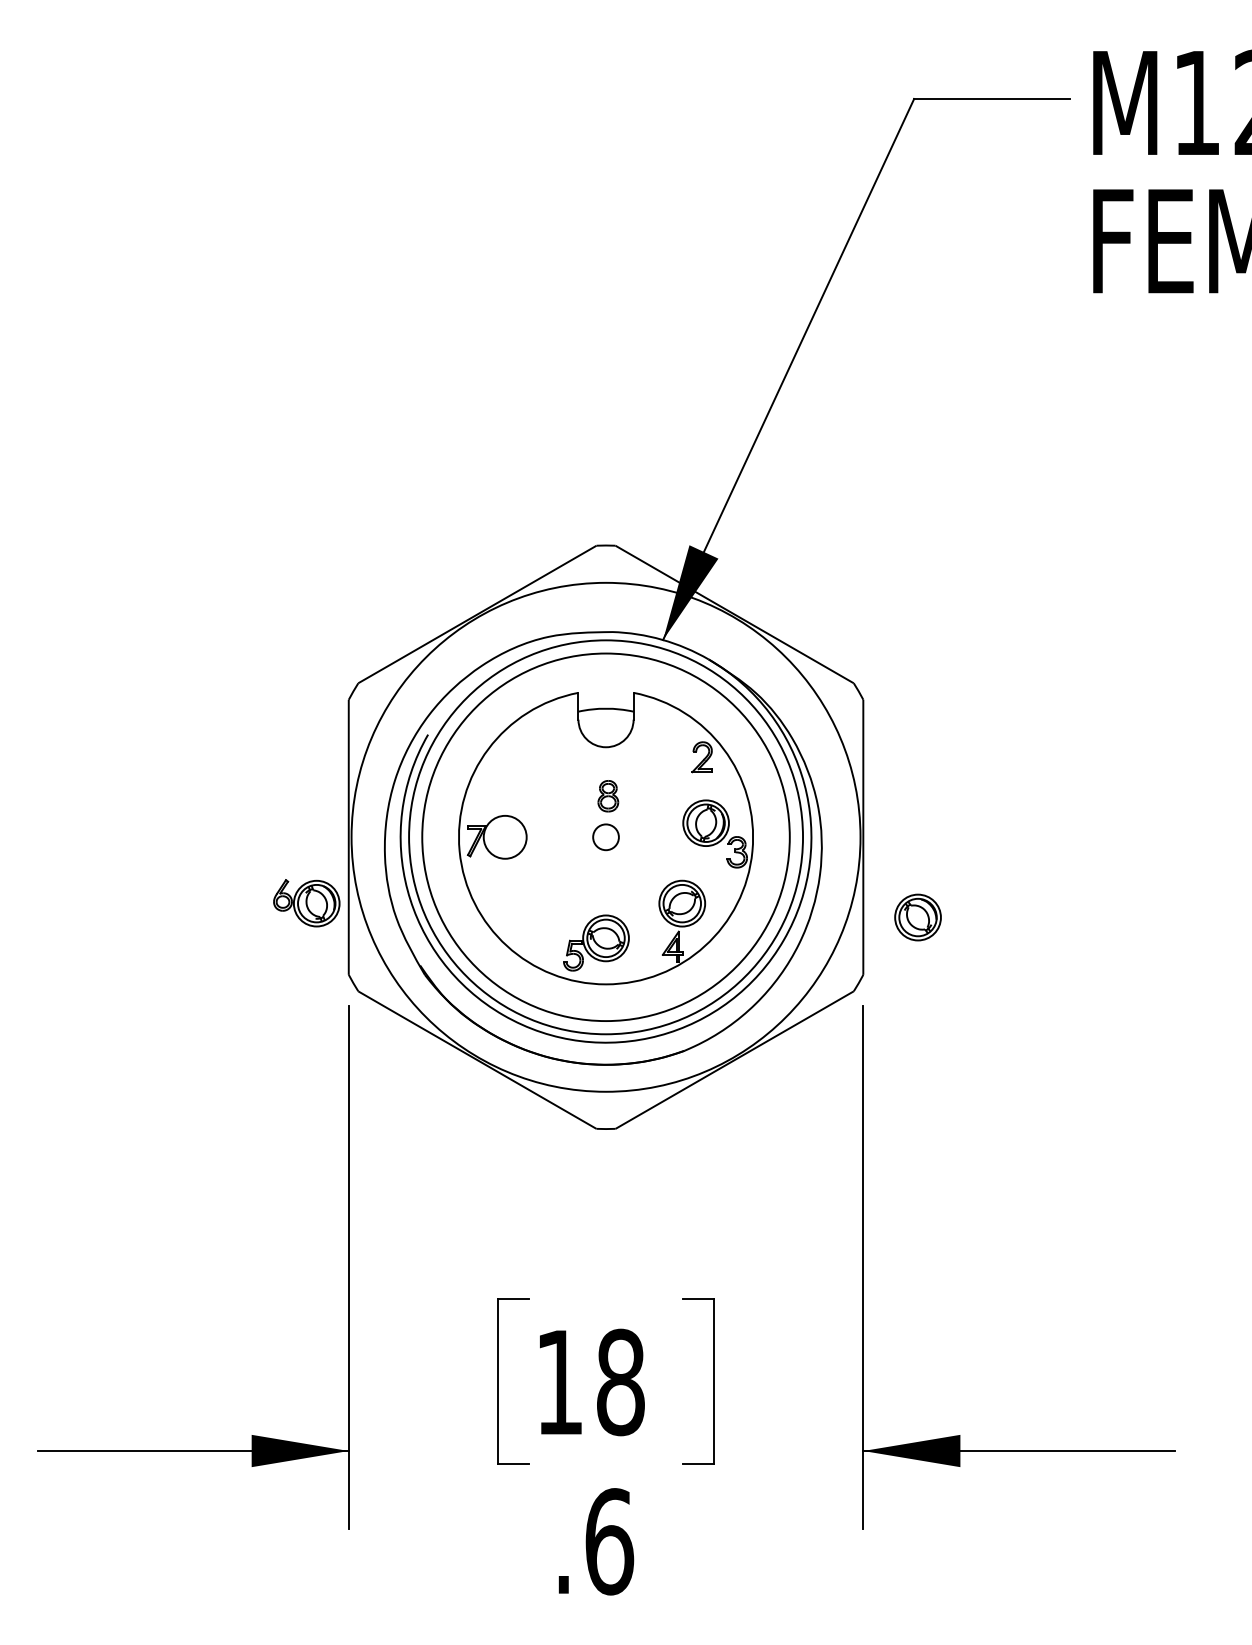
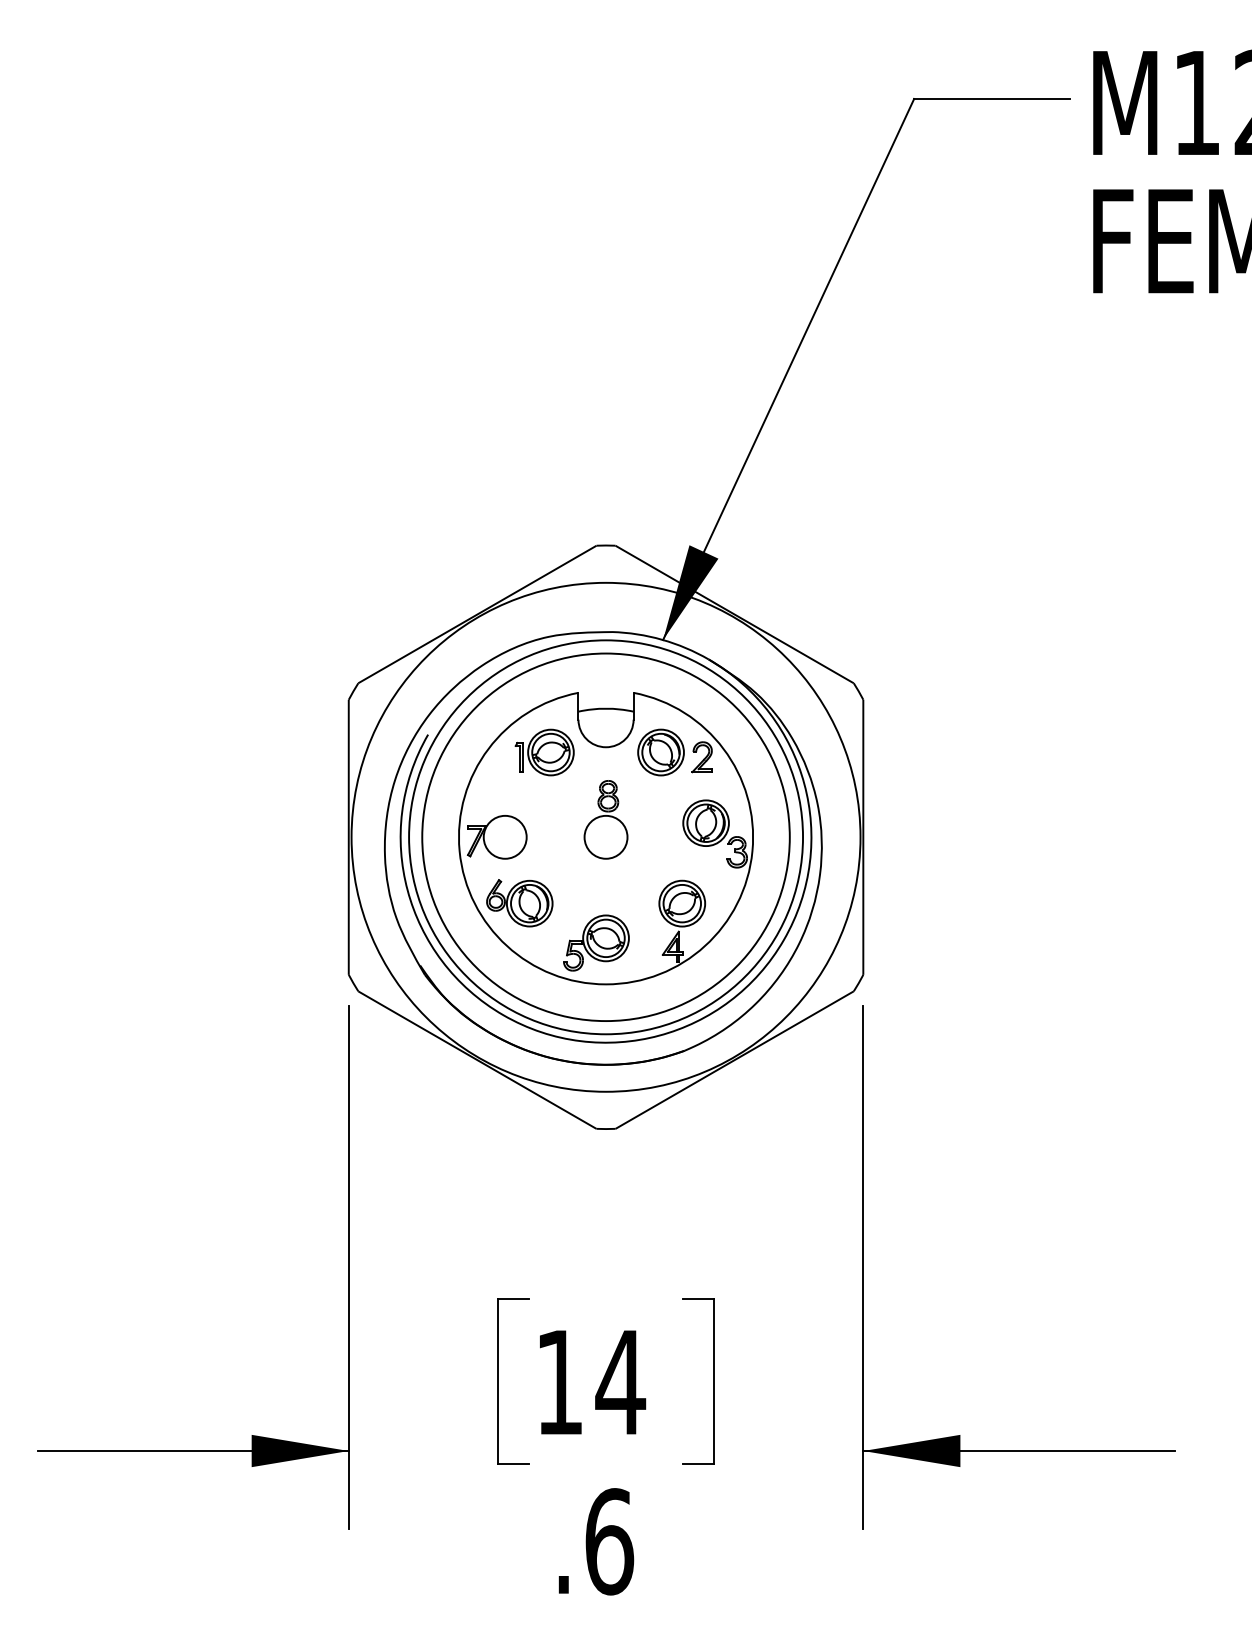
part: none -> present (544, 752)
circle diameter: 26 px -> 43 px (605, 836)
part position: (306, 903) -> (519, 903) (519, 903)
part position: (917, 917) -> (660, 752) (660, 752)
text: 18 -> 14 (620, 1382)
